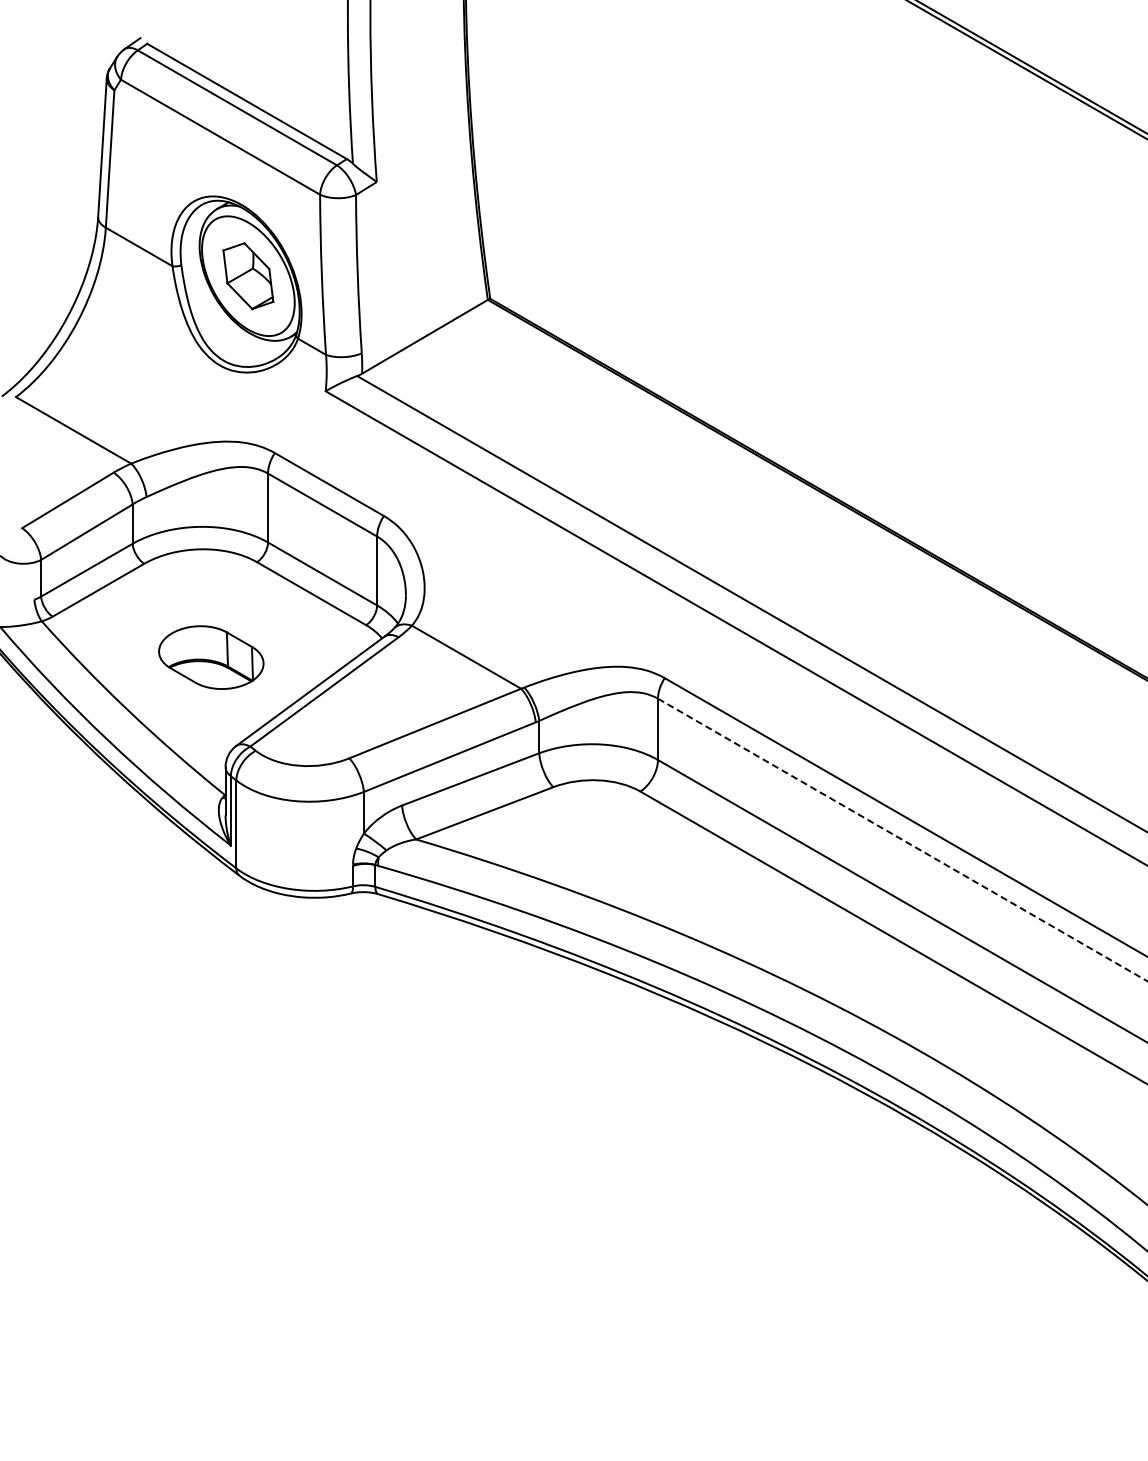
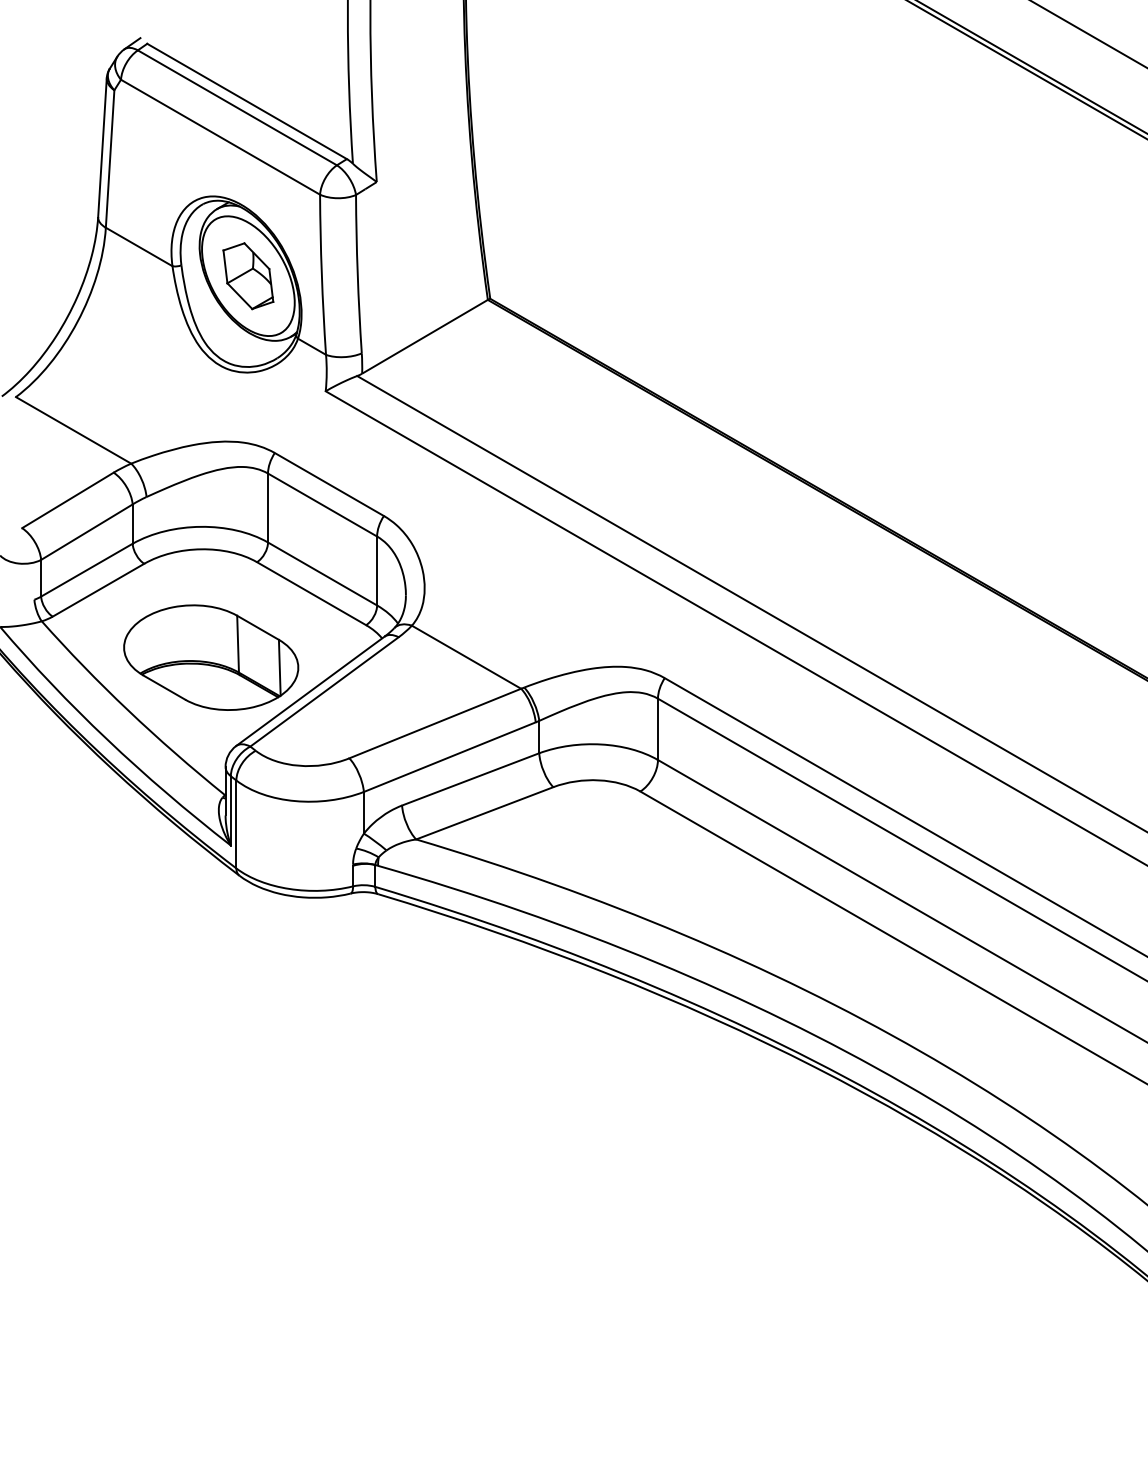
line: none -> present (1088, 34)
part size: 107x65 px -> 177x107 px (211, 657)
line: dashed -> solid (902, 840)
